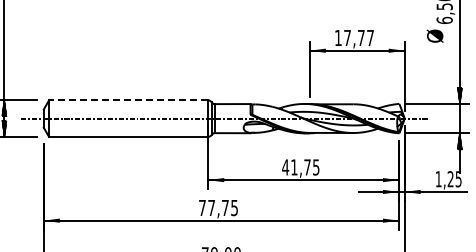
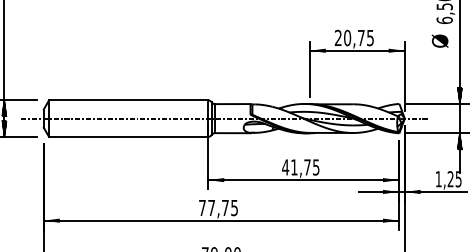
text position: (434, 35) -> (439, 40) (439, 40)
text: 17,77 -> 20,75 (353, 37)
line: dashed -> solid (128, 100)
